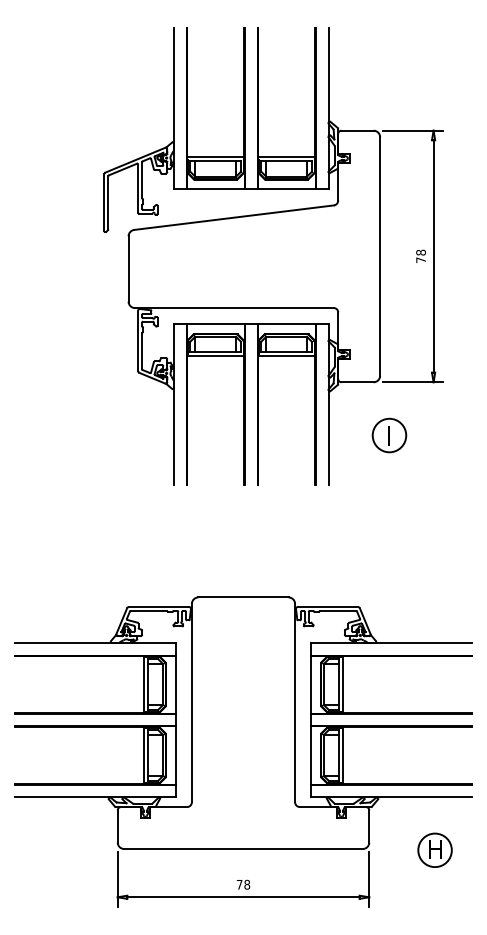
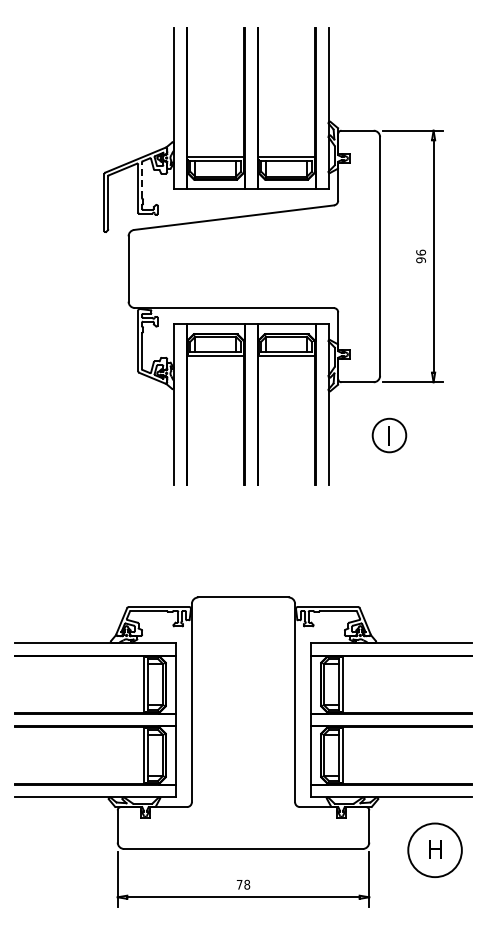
line: solid -> dashed (142, 180)
text: 78 -> 96 (420, 256)
circle diameter: 34 px -> 54 px (434, 850)
